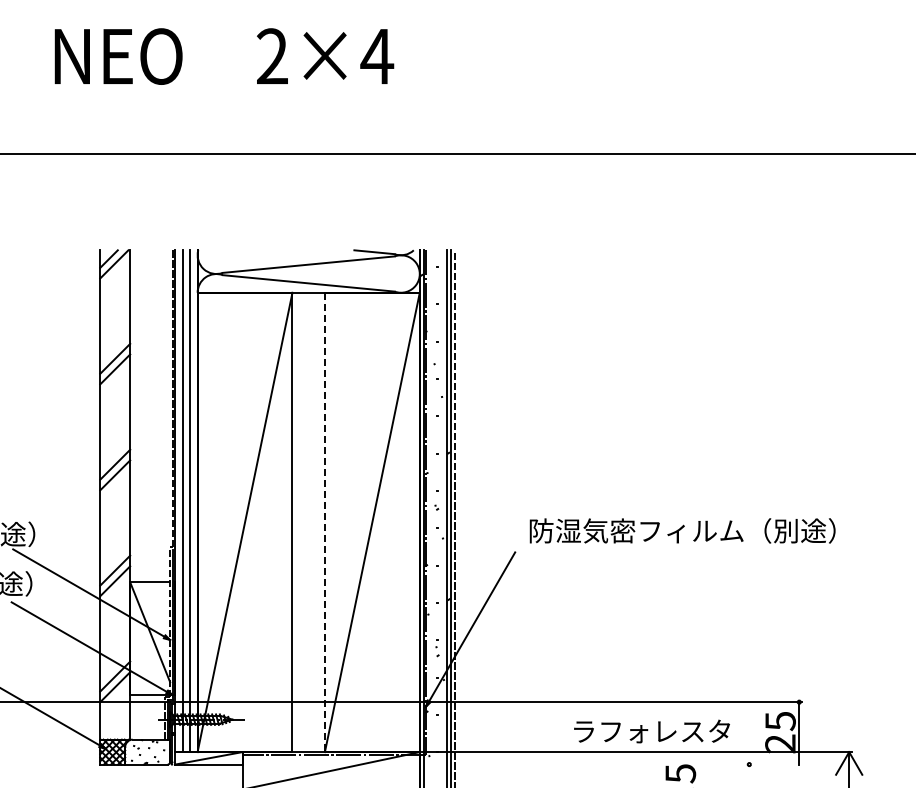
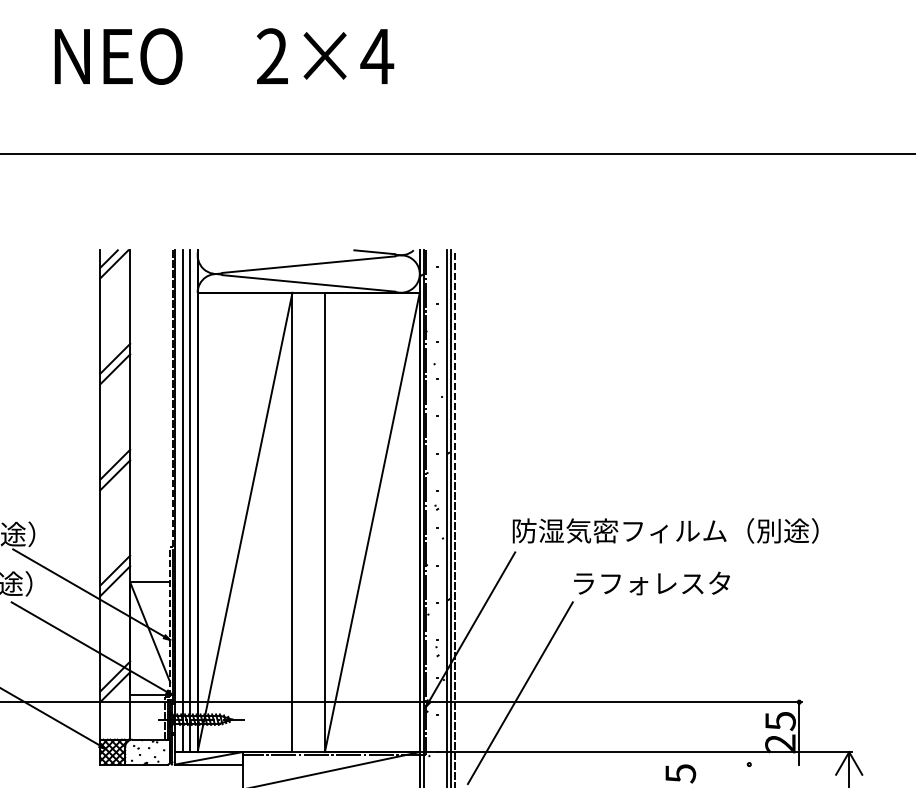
line: dashed -> solid (324, 522)
text position: (682, 530) -> (665, 530) (665, 530)
line: none -> present (519, 693)
text position: (651, 731) -> (651, 583) (651, 583)
